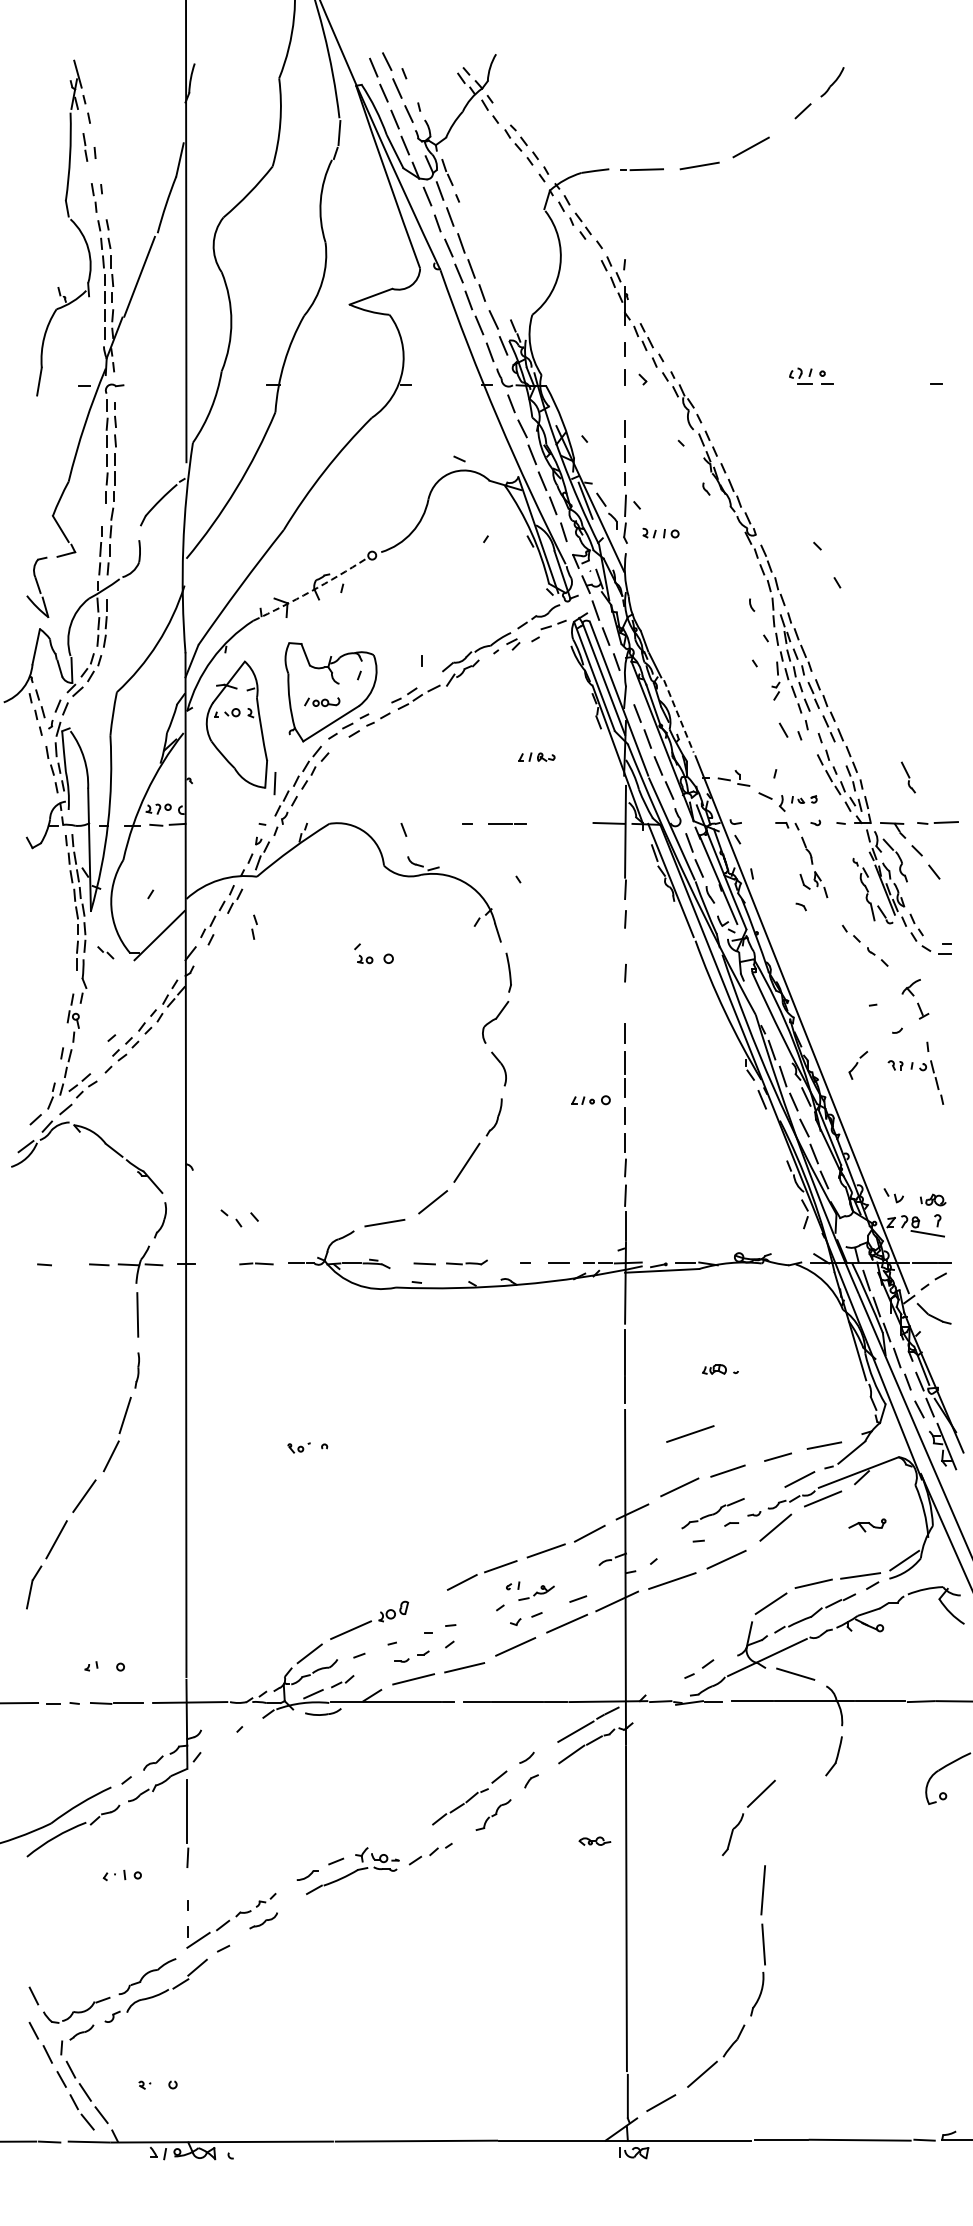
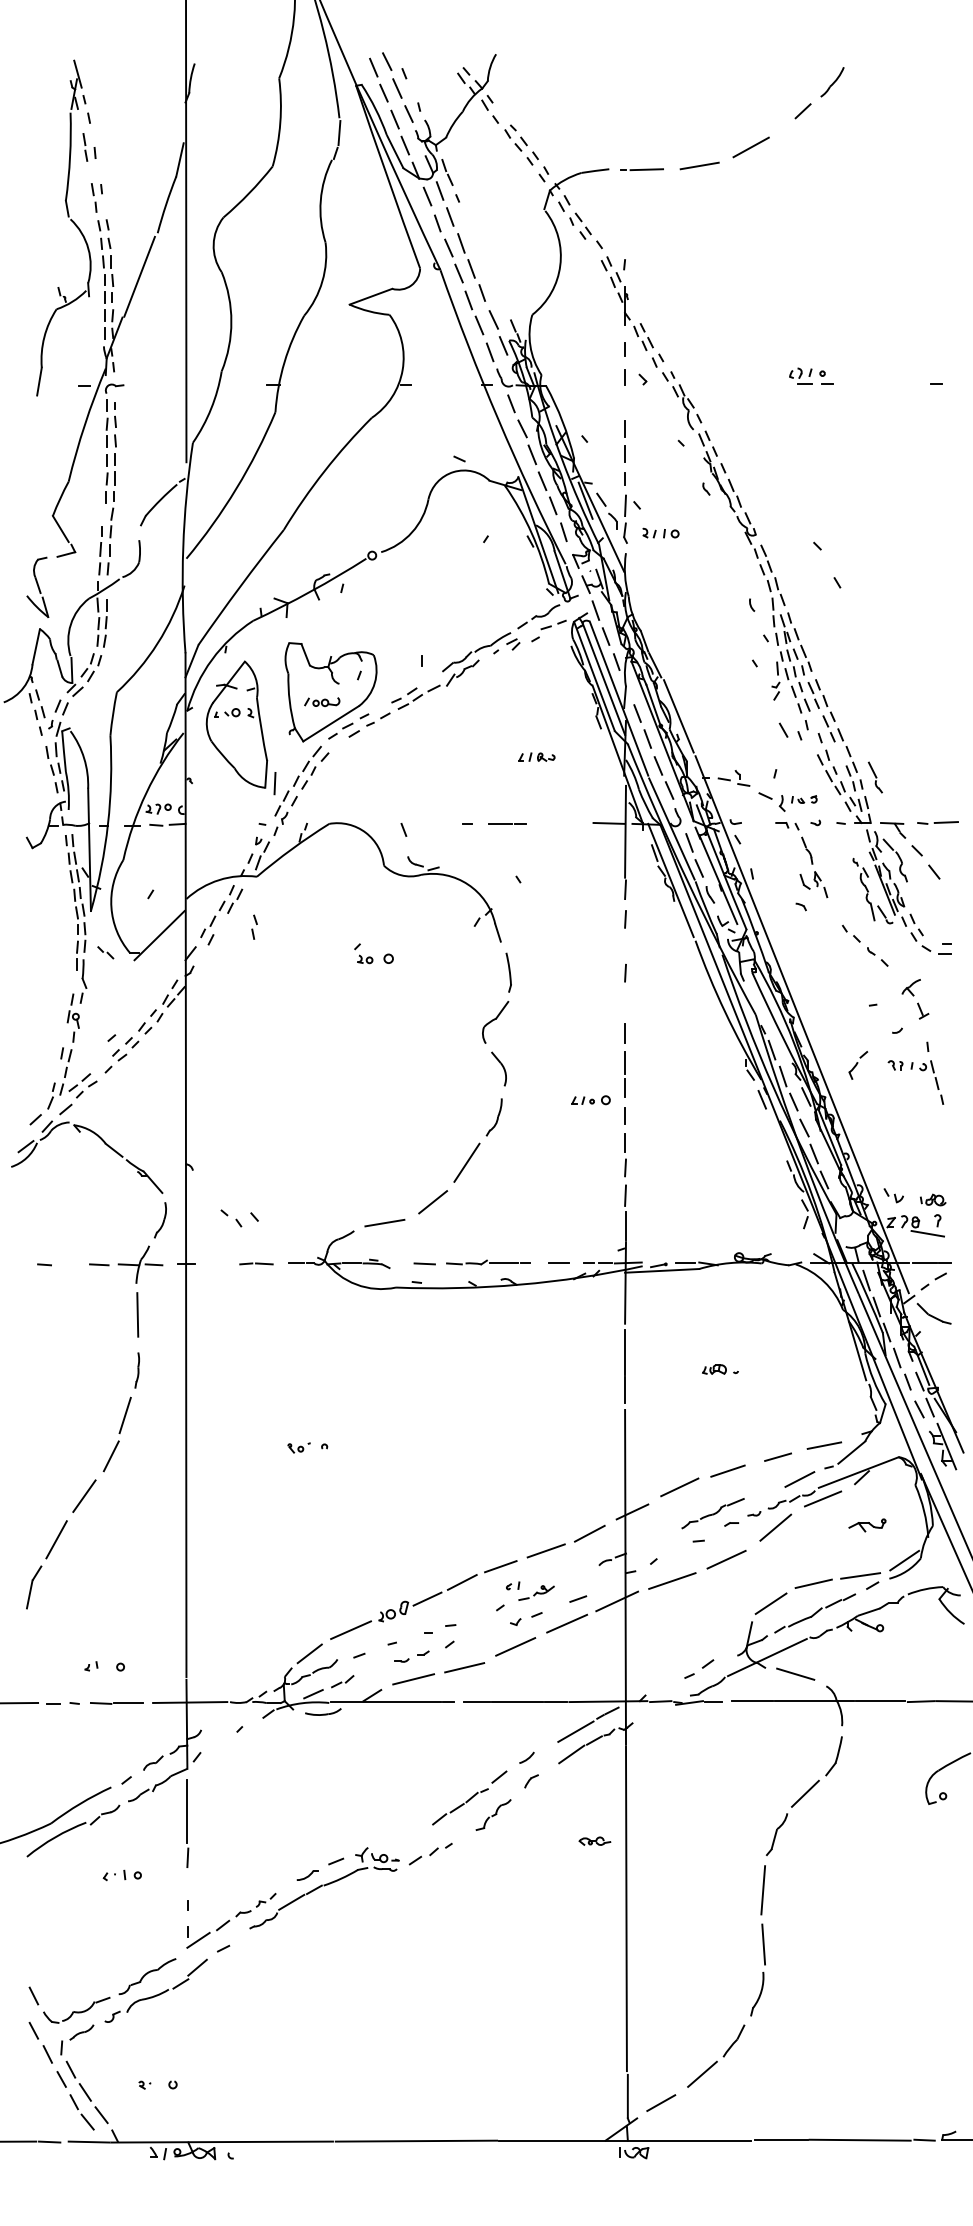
arc: dashed -> solid (310, 591)
line: dashed -> solid (679, 716)
part position: (907, 777) -> (874, 777) (874, 777)
line: none -> present (503, 1263)
line: present -> none (690, 1433)
line: none -> present (427, 1598)
part position: (748, 1817) -> (792, 1817) (792, 1817)
line: none -> present (291, 1901)
